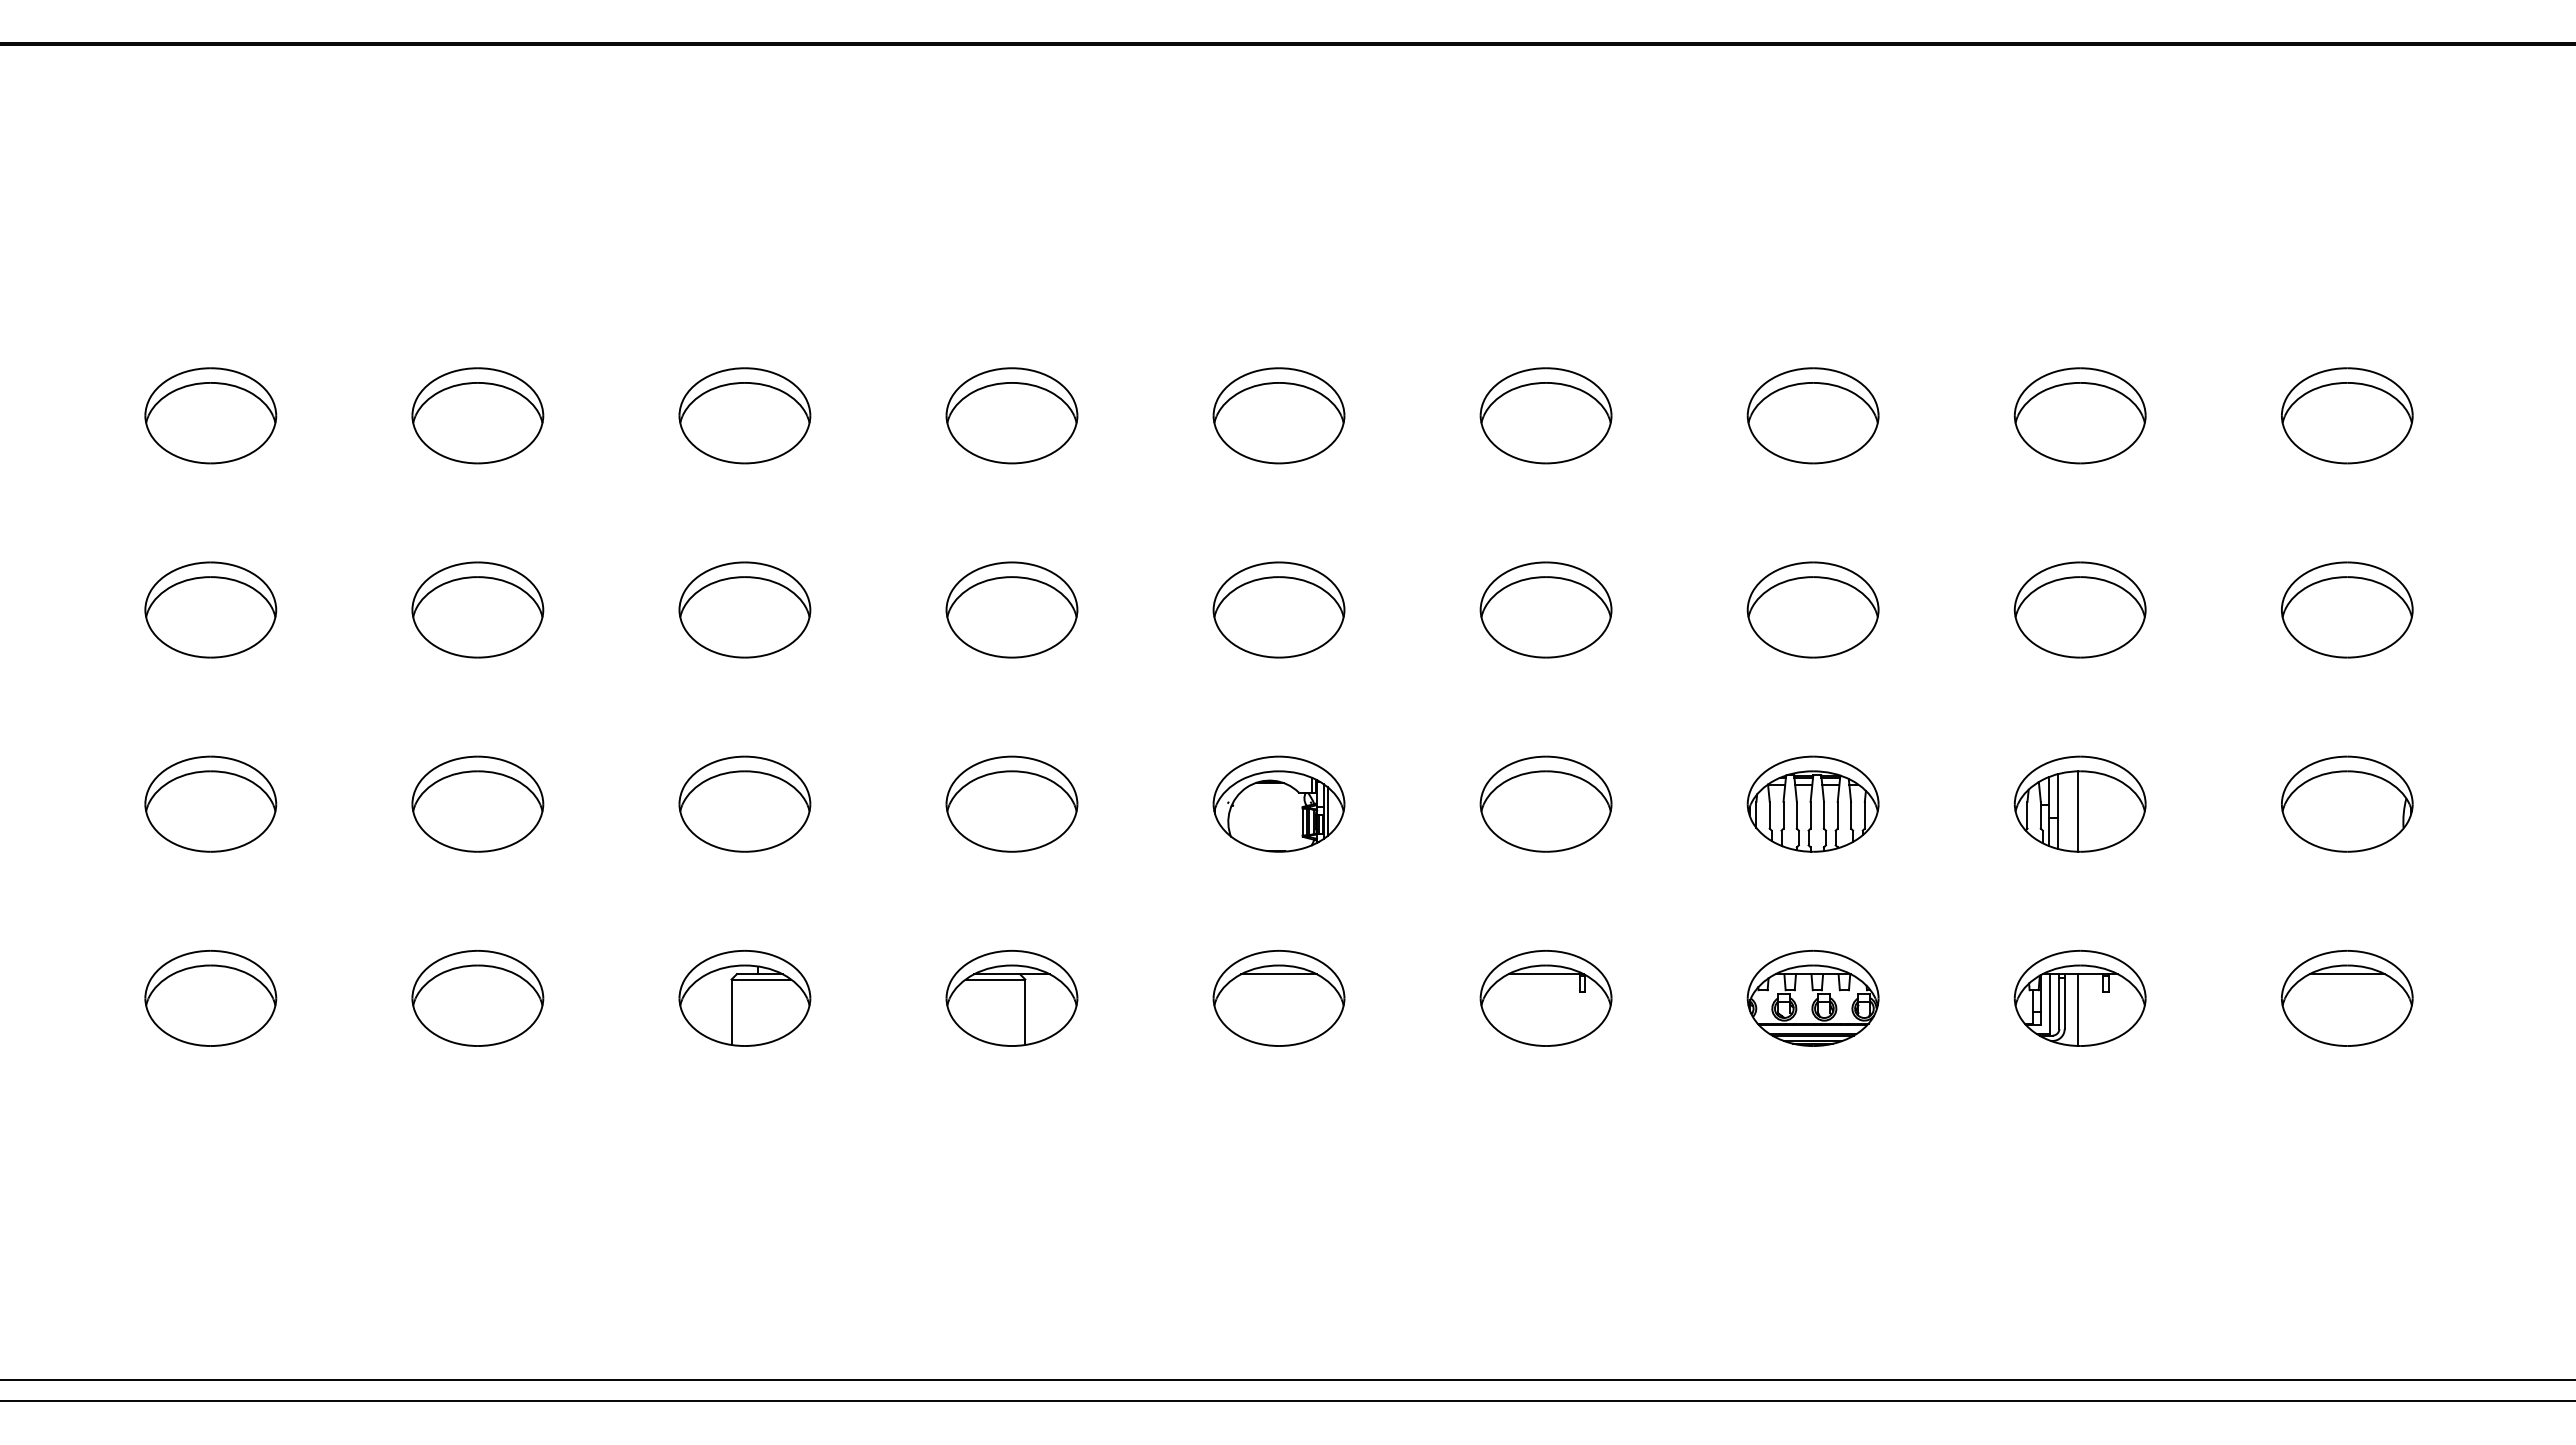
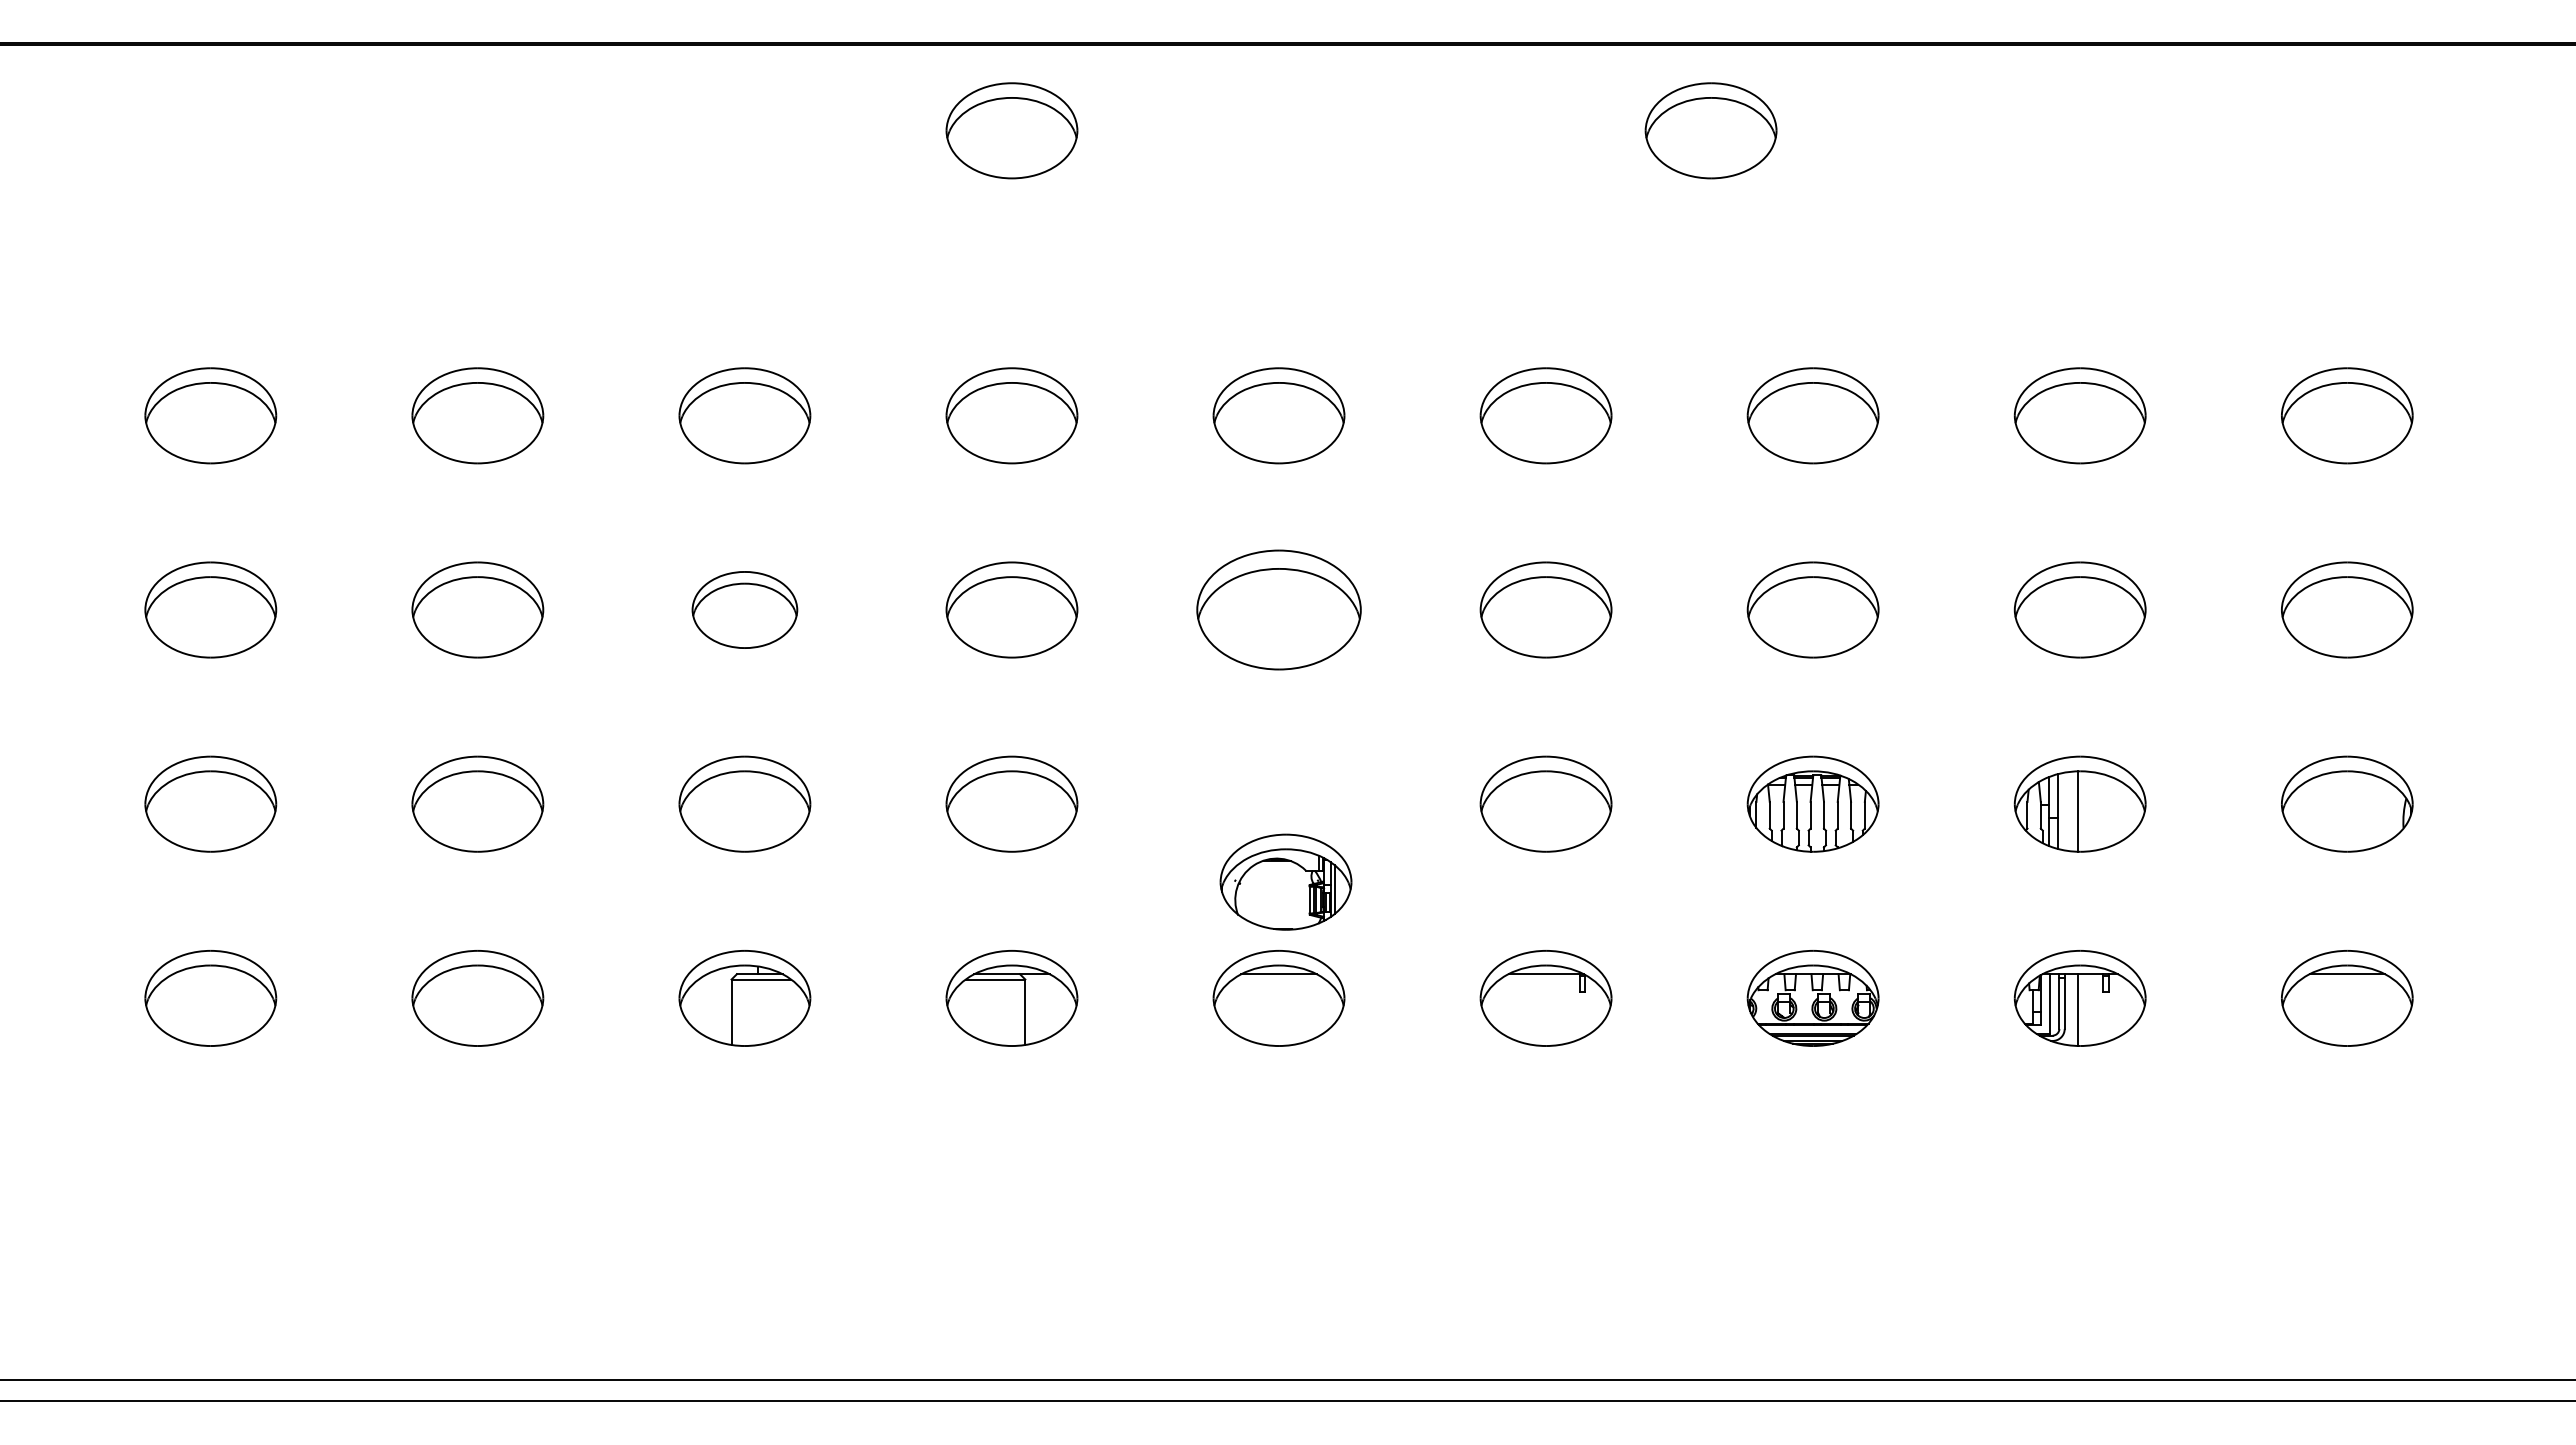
part: none -> present (1011, 130)
part: none -> present (1710, 130)
part size: 134x98 px -> 108x78 px (744, 609)
part size: 134x98 px -> 166x122 px (1278, 609)
part position: (1278, 803) -> (1285, 881) (1285, 881)
